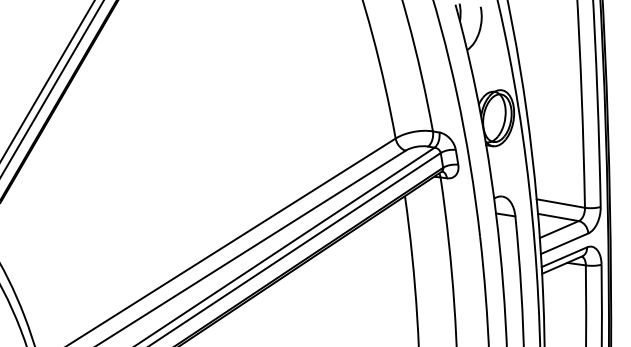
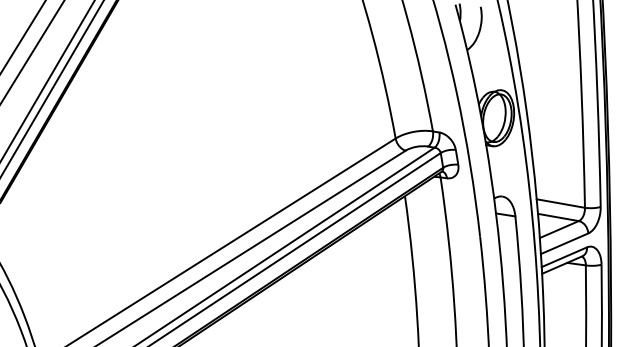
line: none -> present (23, 36)
line: none -> present (32, 51)
